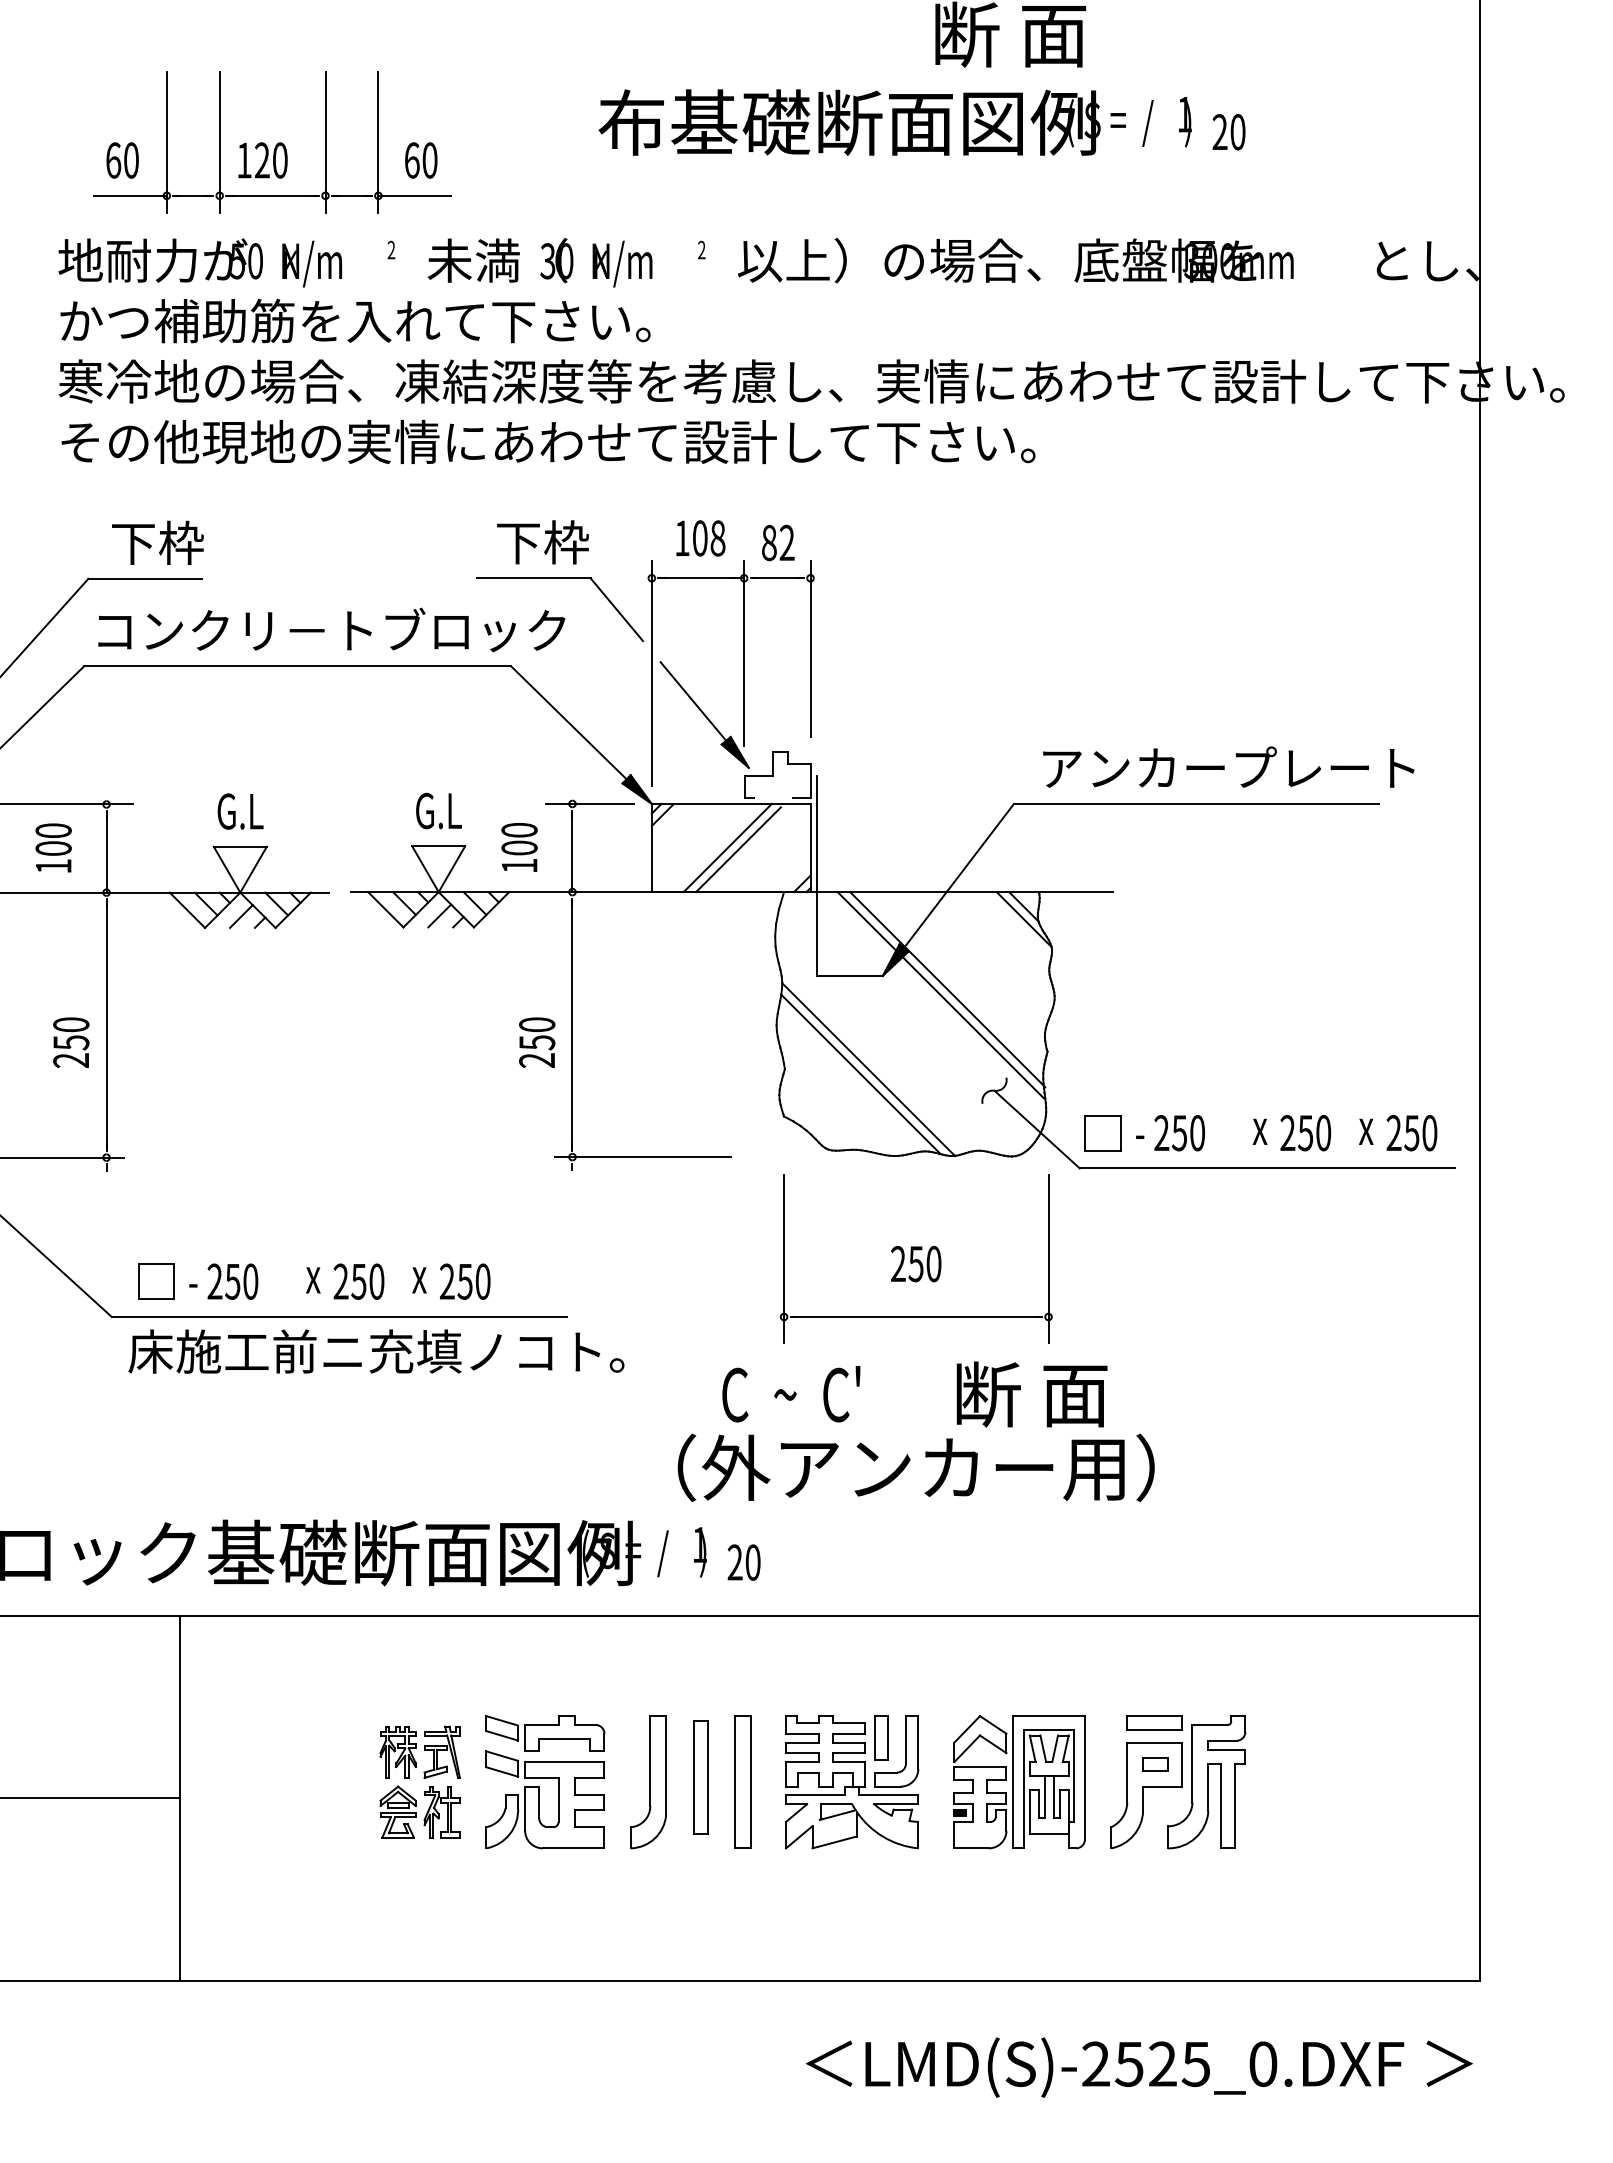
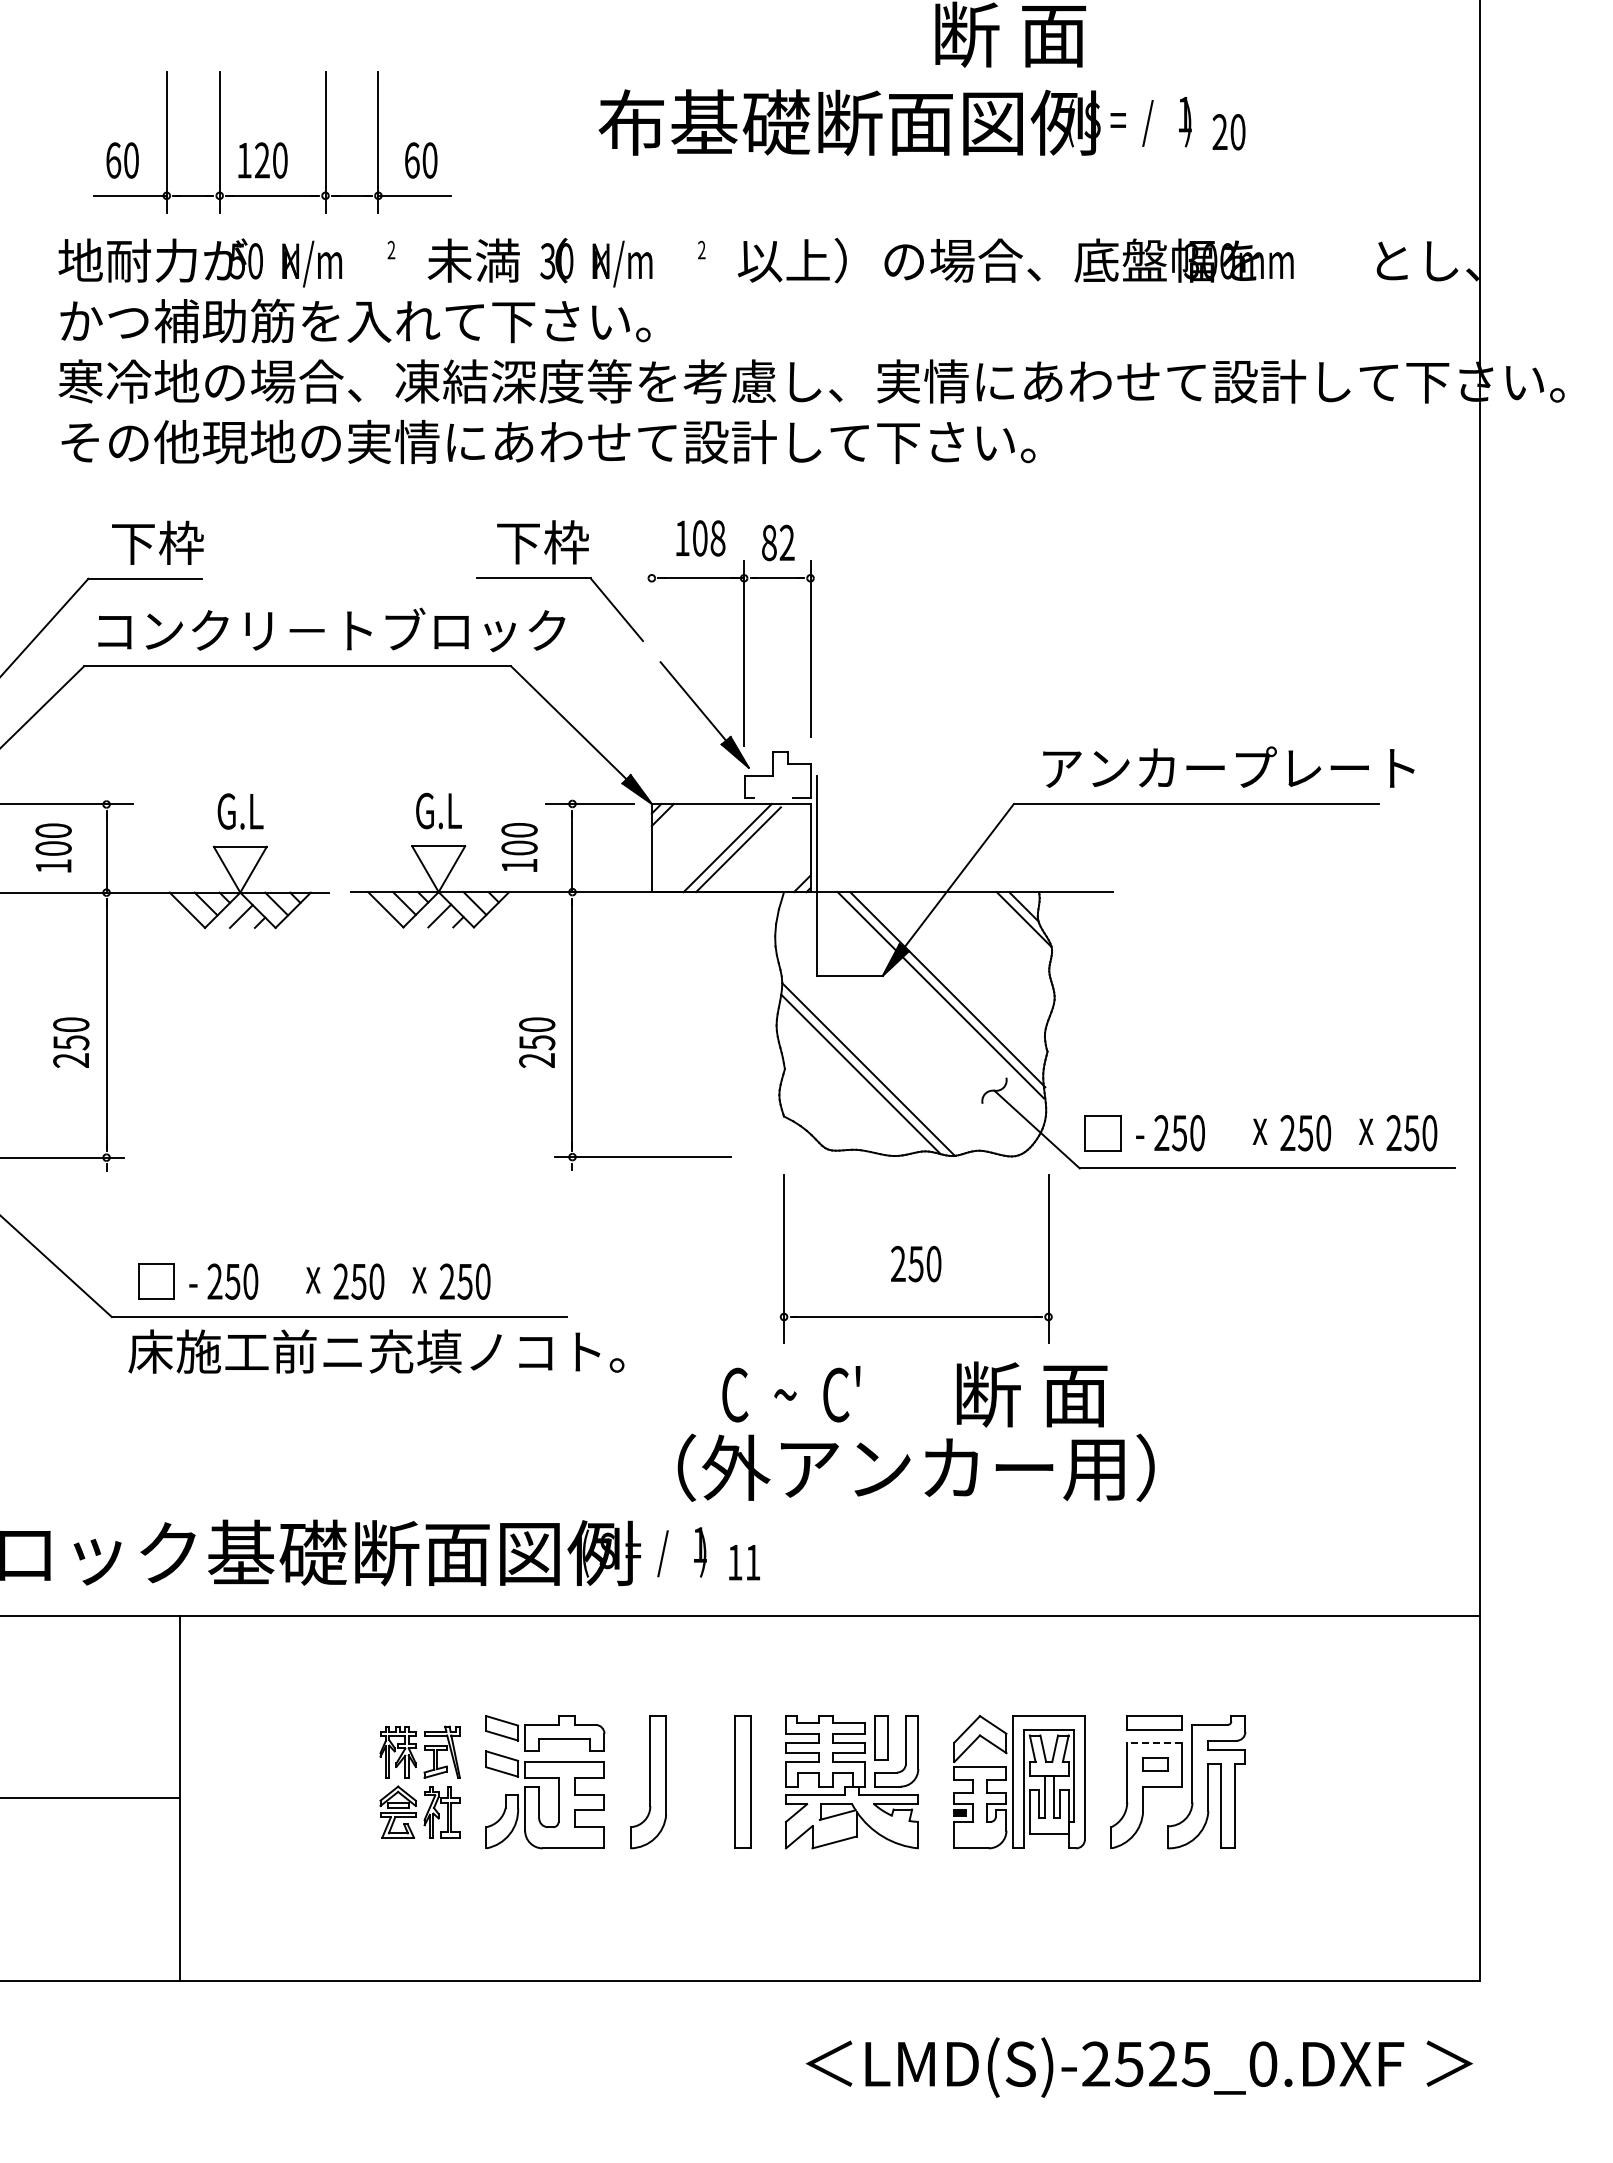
line: present -> none (651, 673)
text: 20 -> 11 (743, 1562)
line: solid -> dashed (1154, 1742)
part: present -> none (700, 1777)
